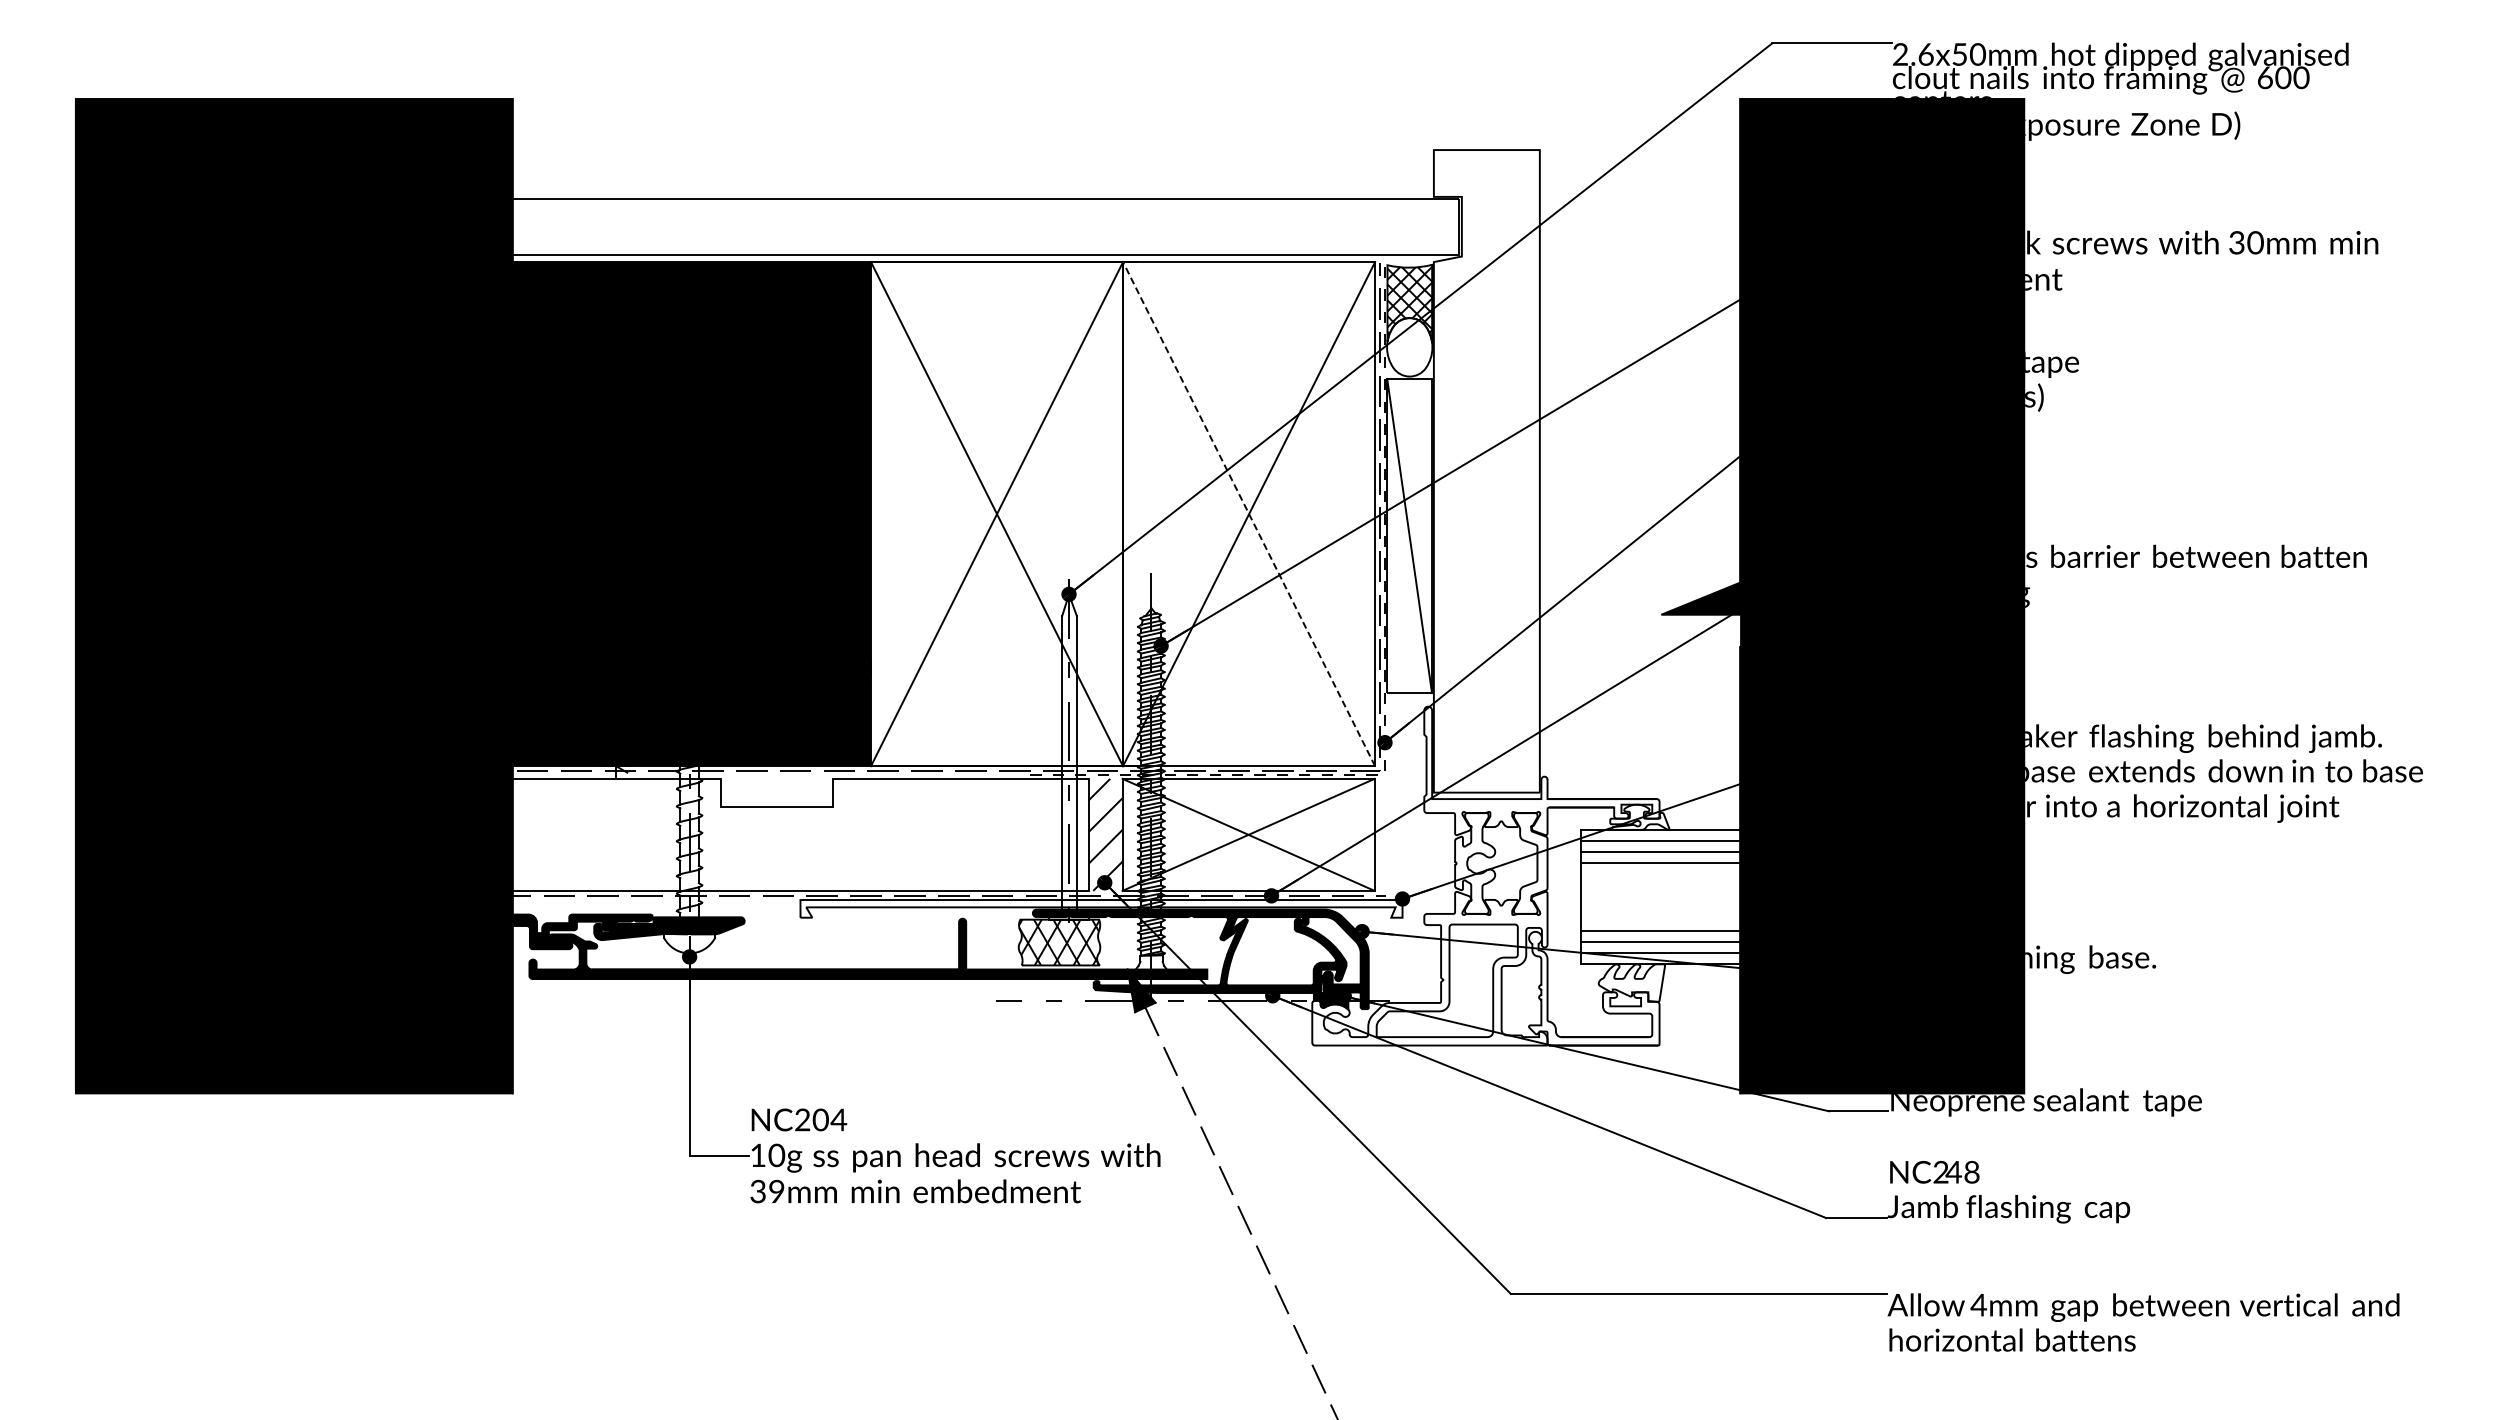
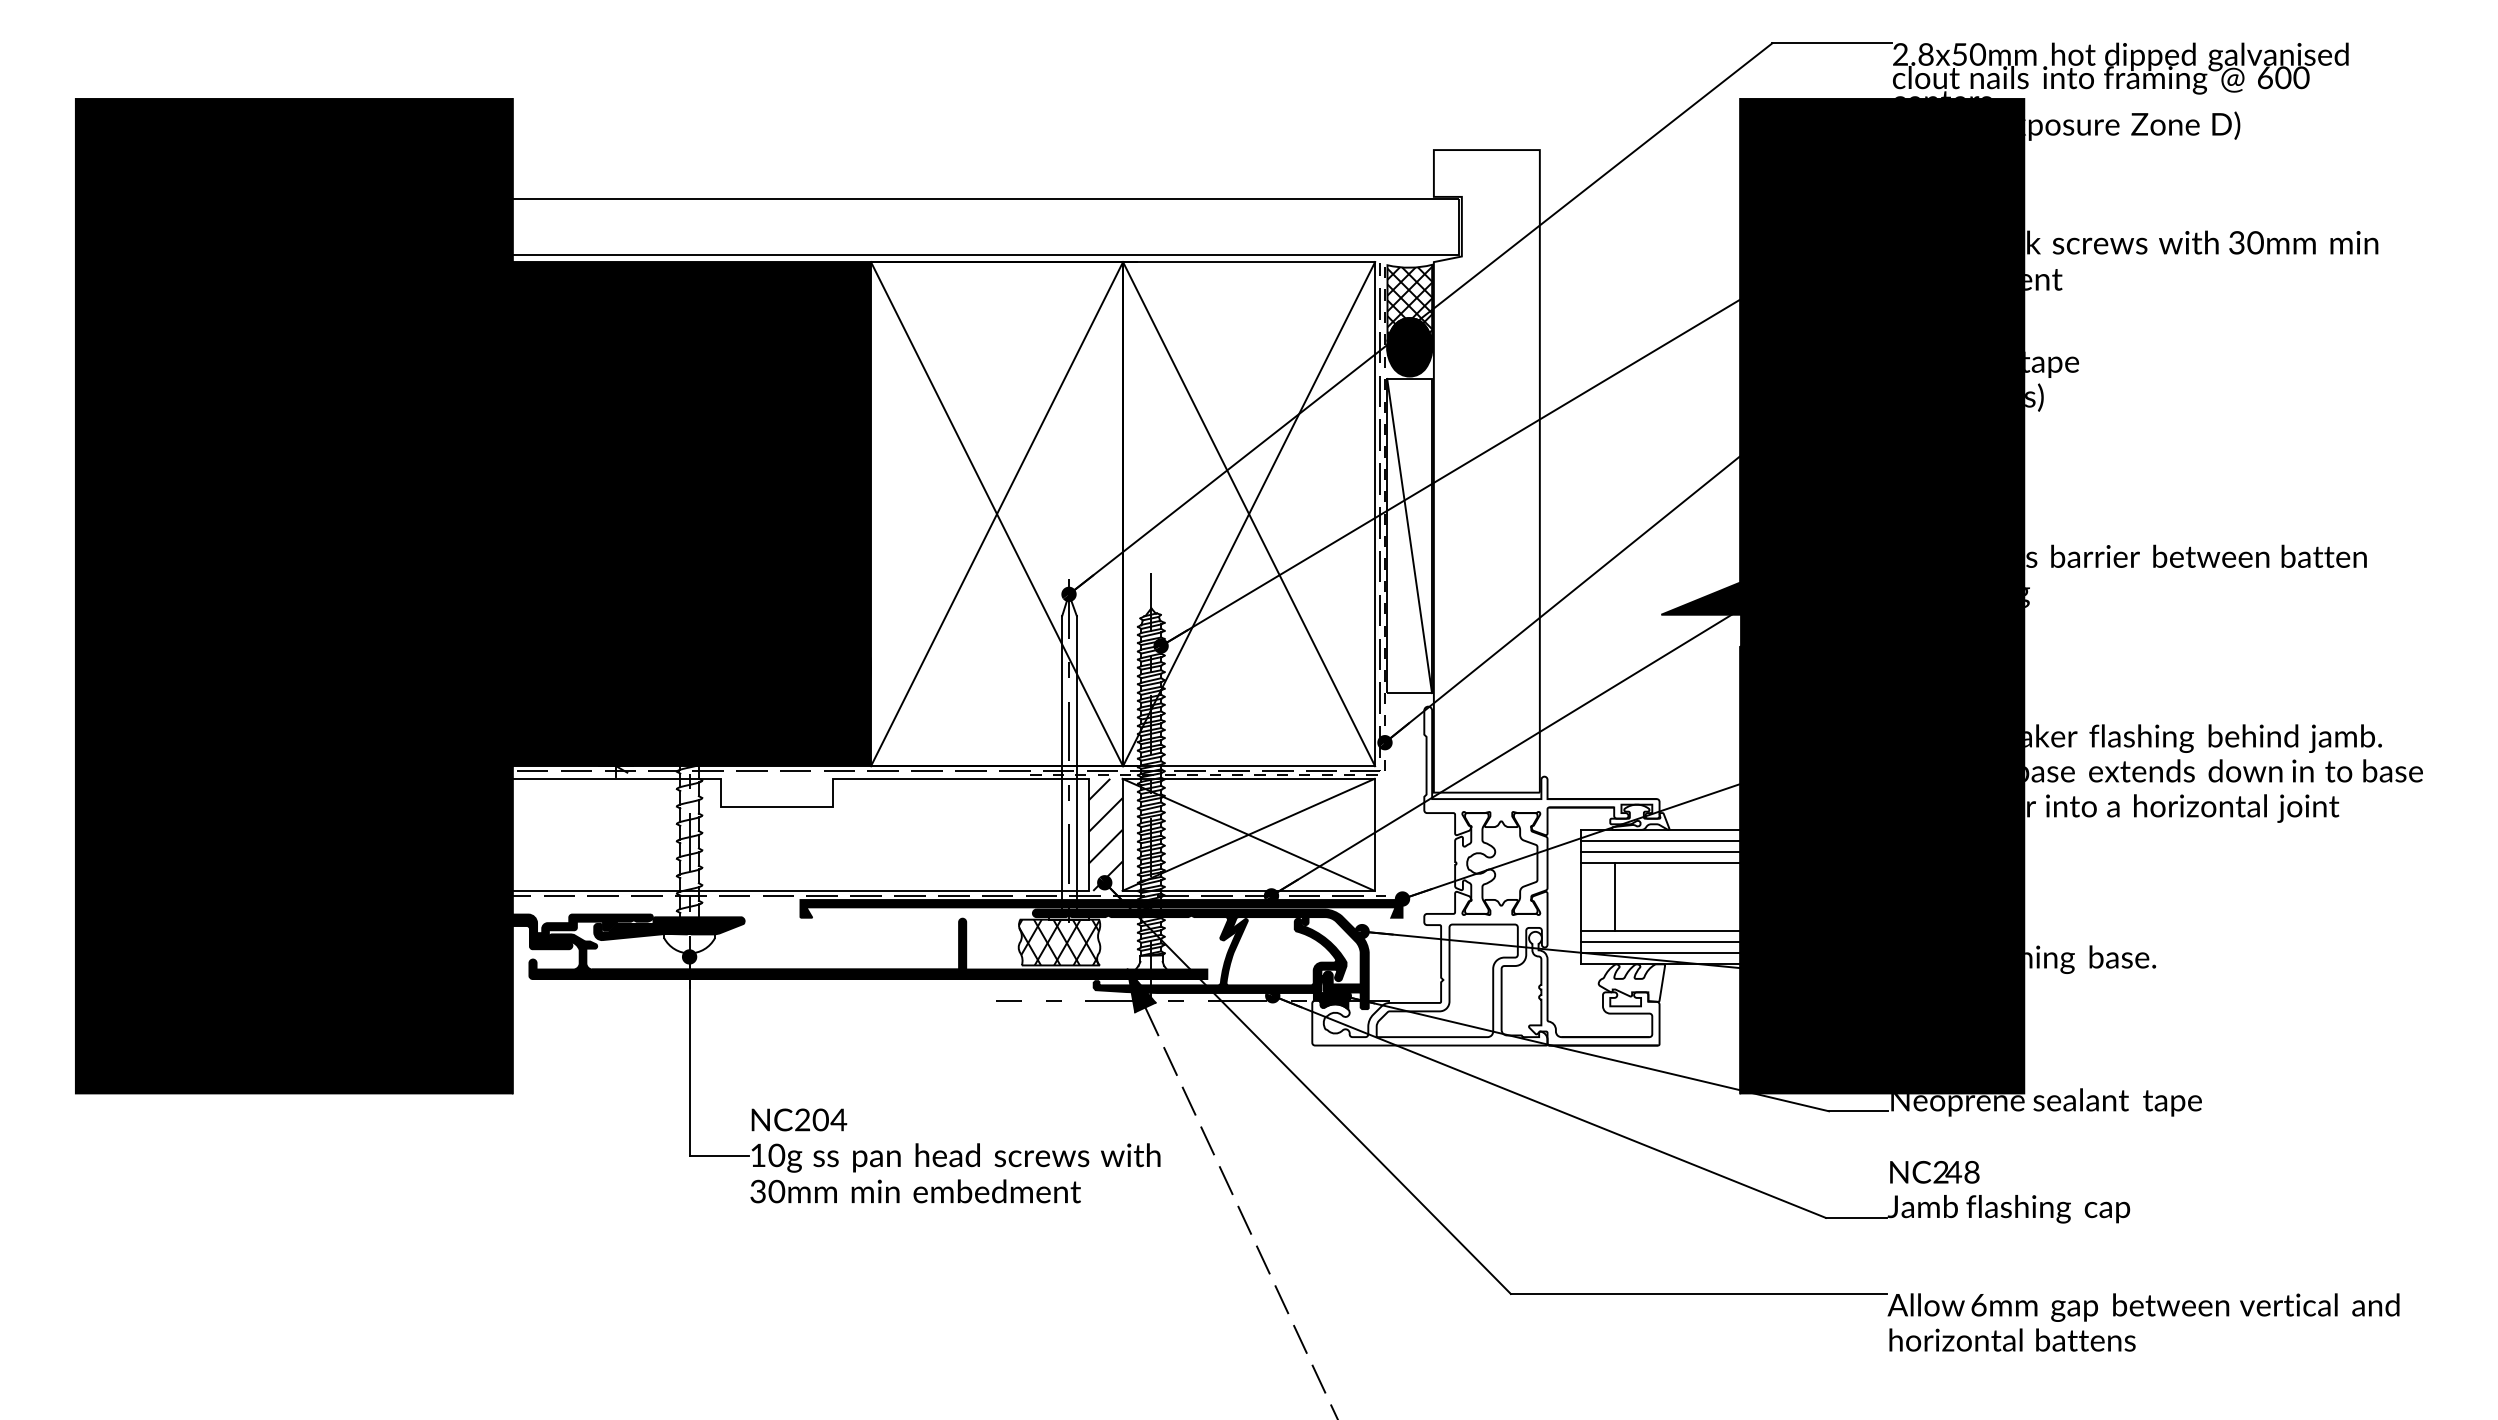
text: 2.6x50mm -> 2.8x50mm (1925, 54)
fill: none -> present (1409, 347)
line: dashed -> solid (1249, 514)
line: none -> present (1614, 896)
fill: none -> present (1101, 908)
text: 39mm -> 30mm (776, 1192)
text: 4mm -> 6mm (1978, 1305)
